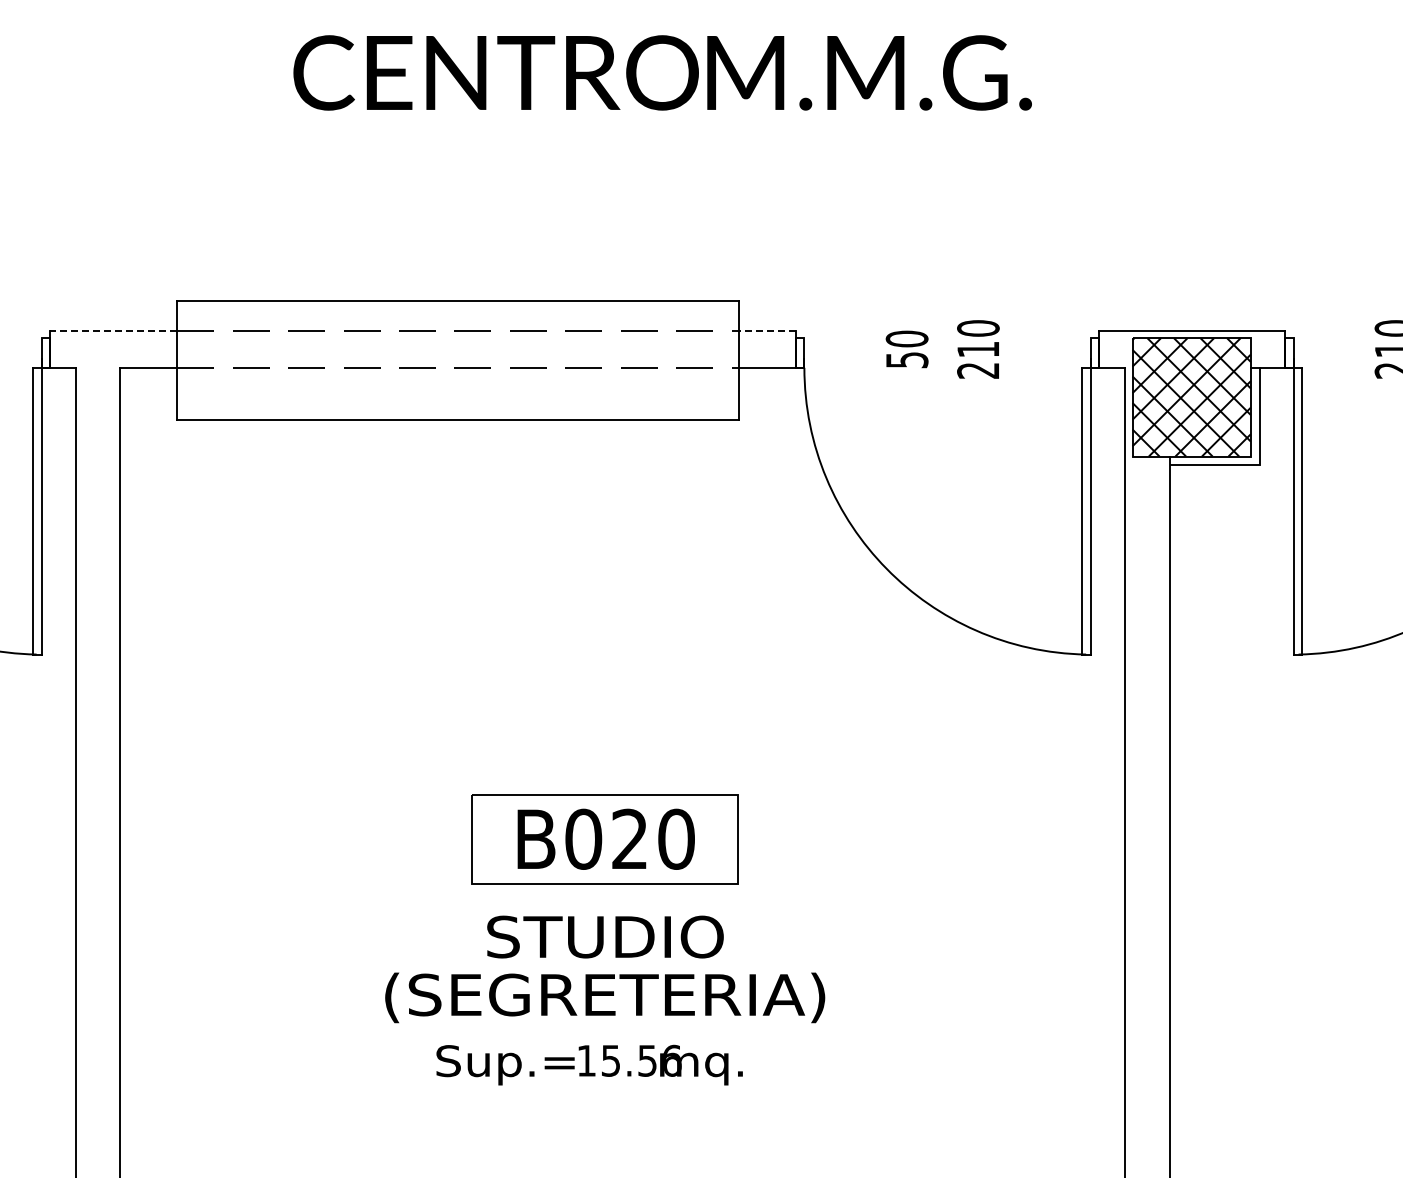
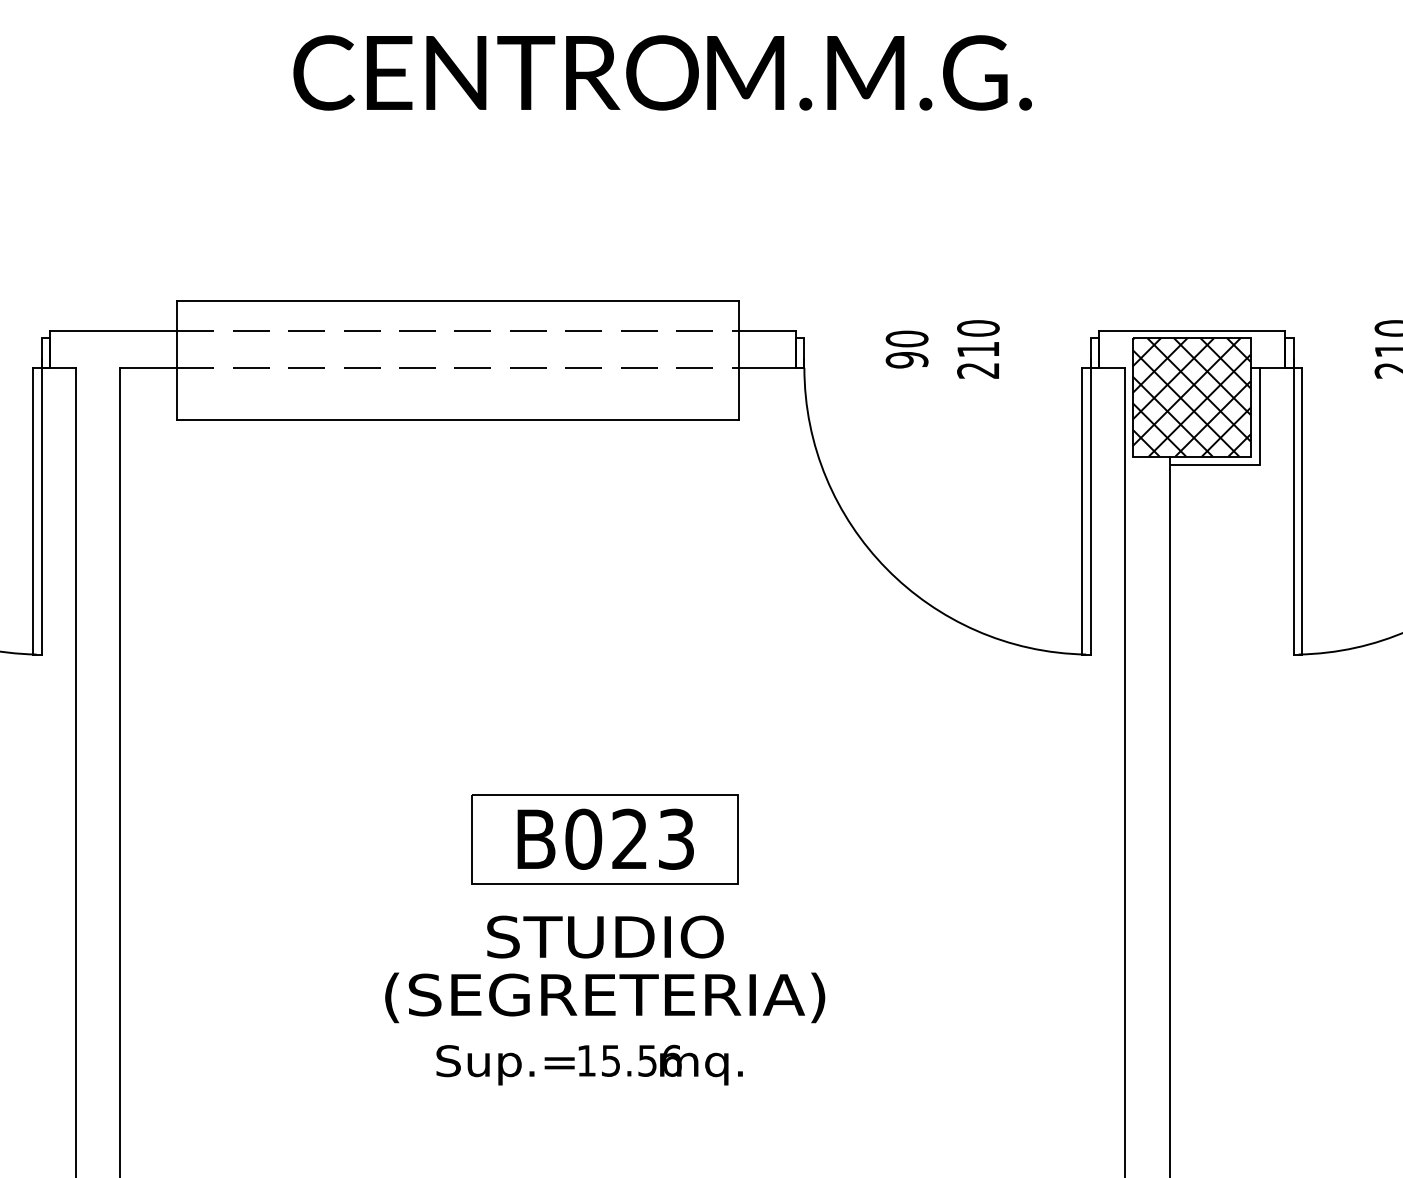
line: dashed -> solid (113, 330)
line: dashed -> solid (767, 330)
text: 50 -> 90 (906, 360)
text: B020 -> B023 (676, 838)
